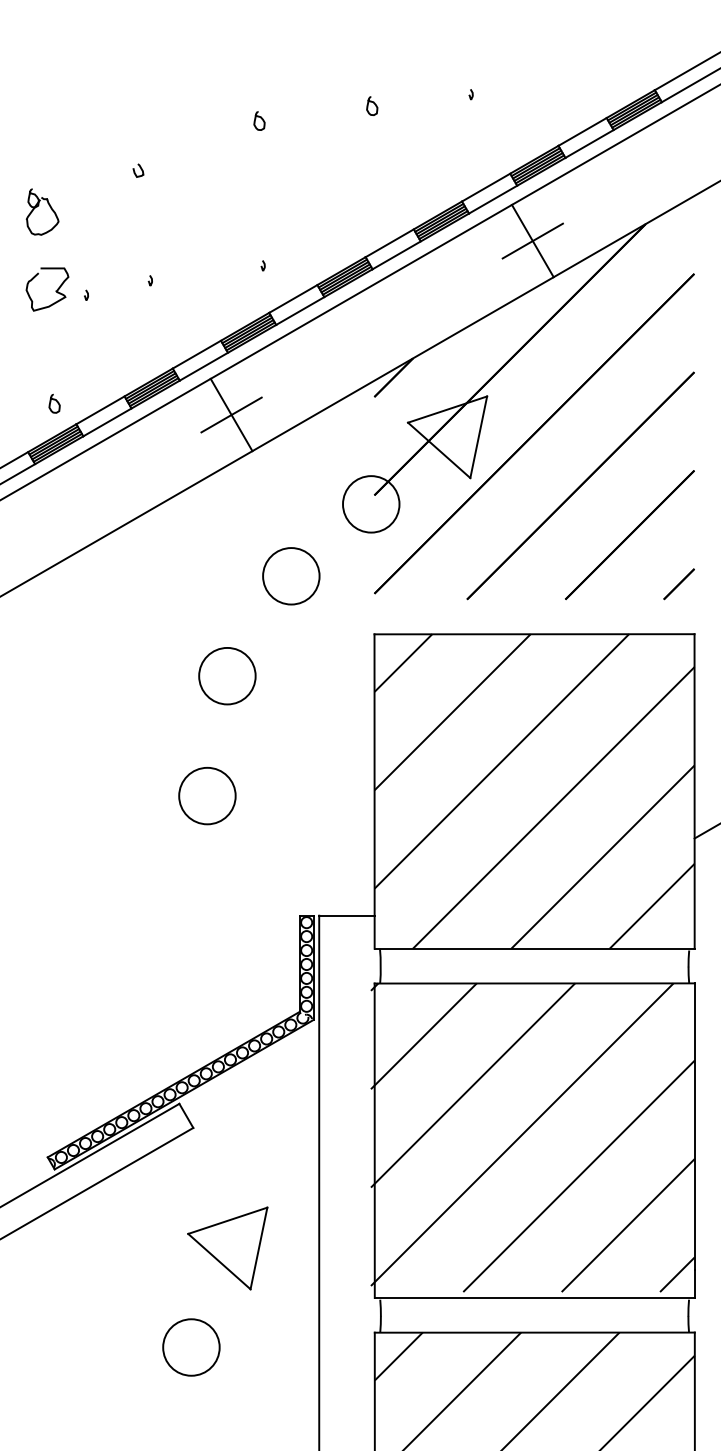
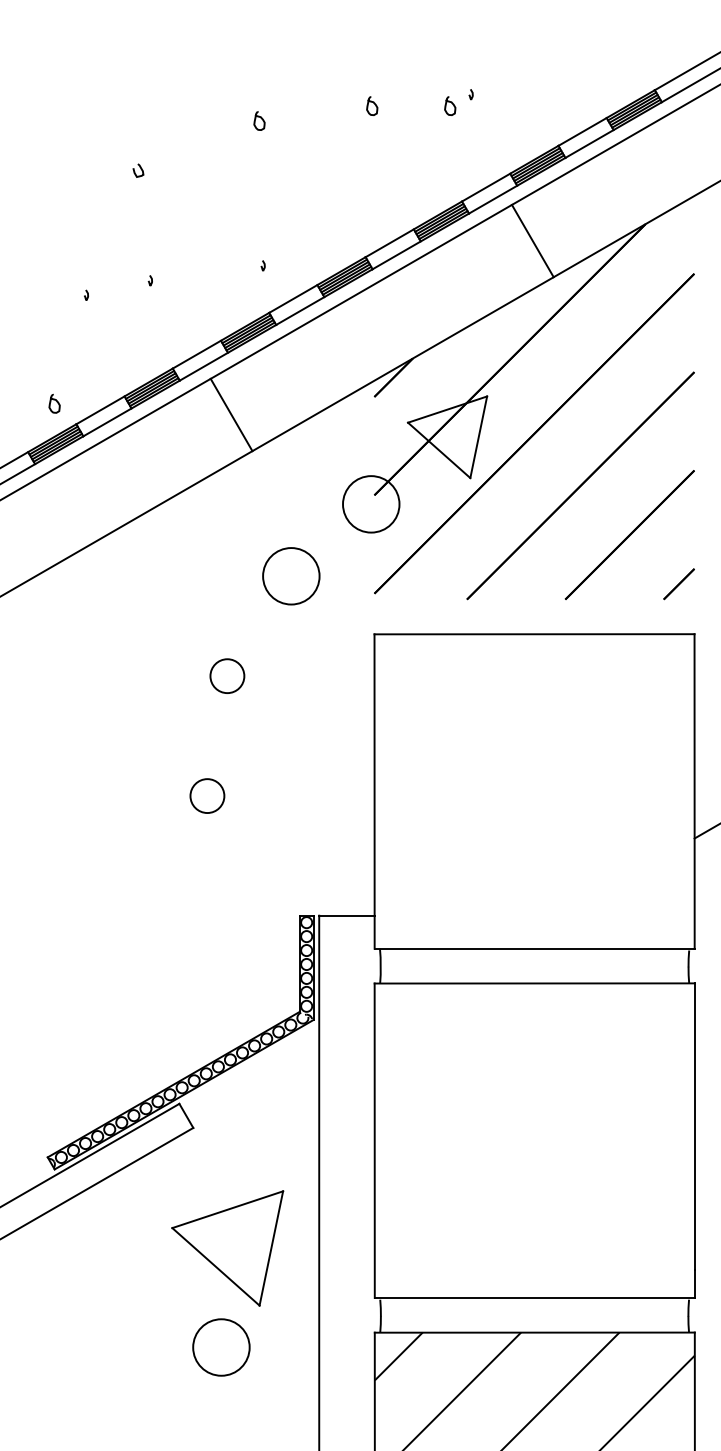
curve: none -> present (451, 103)
part: present -> none (42, 211)
line: present -> none (532, 240)
curve: present -> none (55, 290)
line: present -> none (231, 414)
circle diameter: 56 px -> 34 px (227, 676)
hatch: present -> none (534, 791)
circle diameter: 56 px -> 34 px (207, 796)
hatch: present -> none (532, 1137)
part size: 82x85 px -> 114x117 px (227, 1248)
circle position: (191, 1347) -> (221, 1347) (221, 1347)
